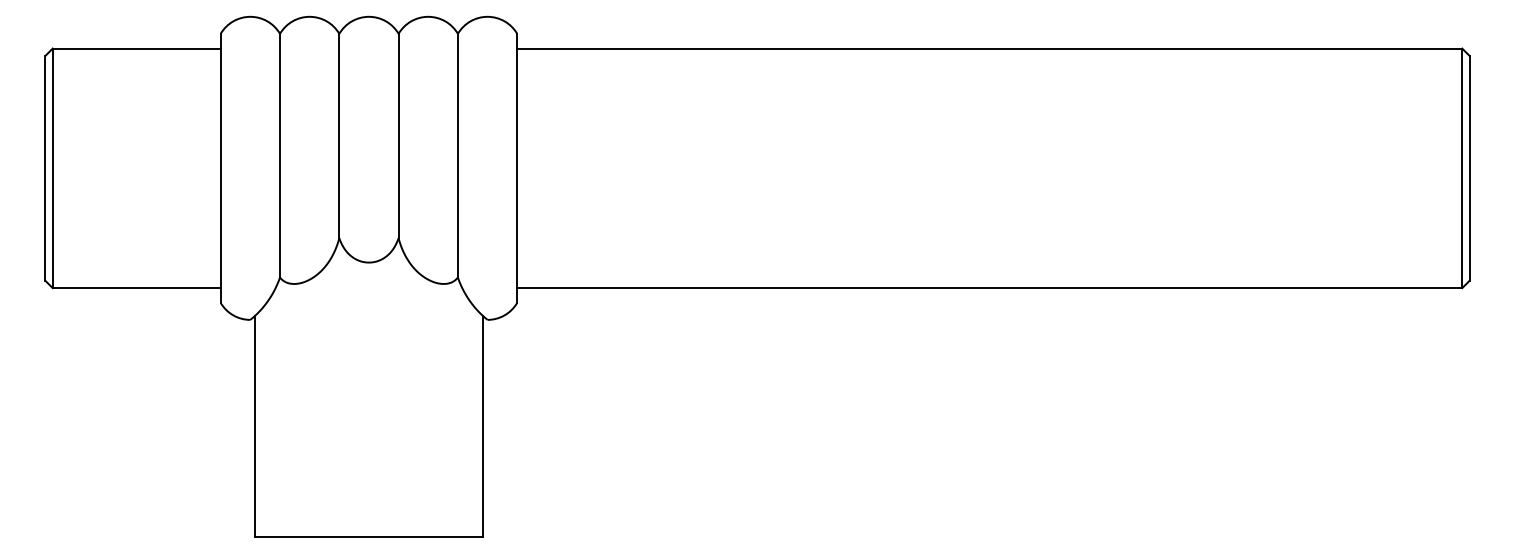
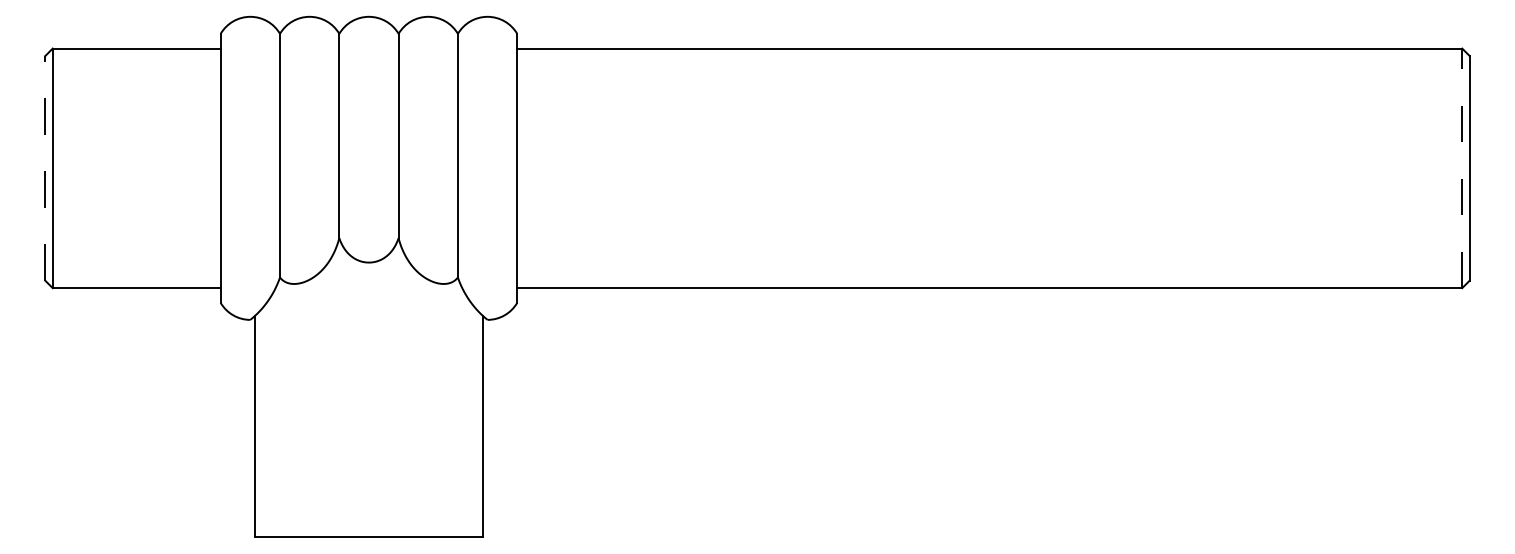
line: solid -> dashed (45, 167)
line: solid -> dashed (1462, 168)
